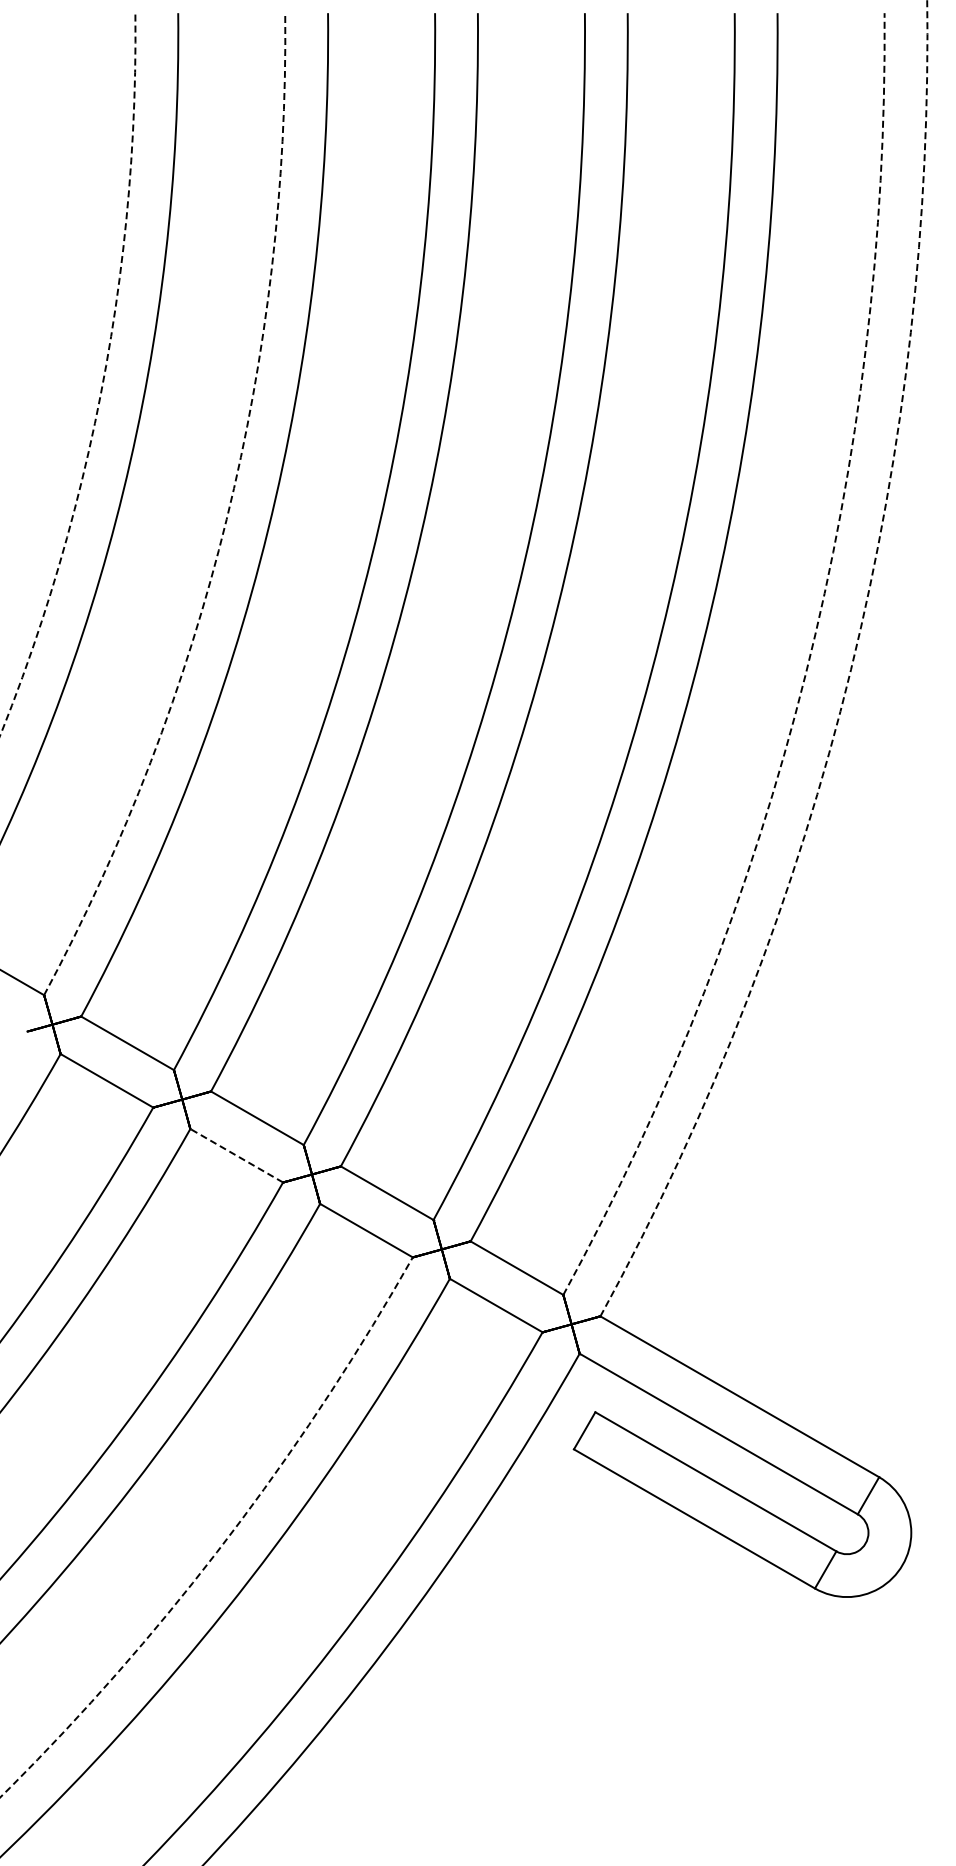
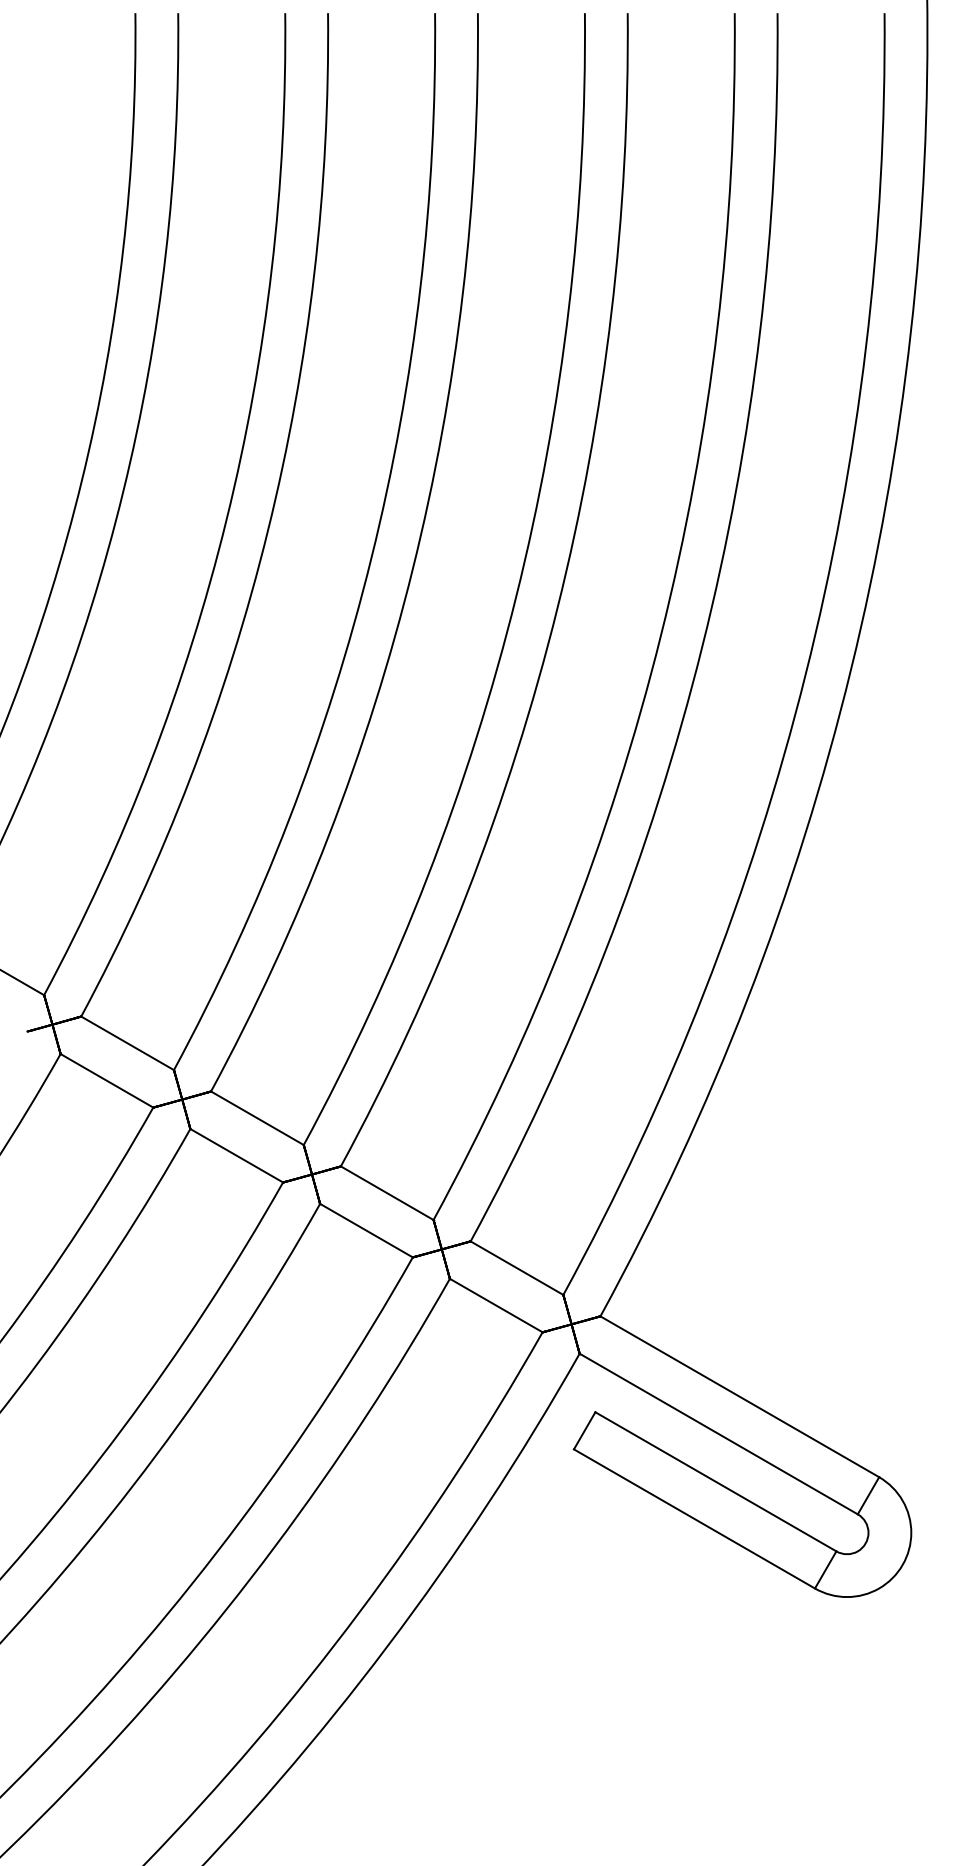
arc: dashed -> solid (103, 381)
arc: dashed -> solid (226, 519)
arc: dashed -> solid (805, 674)
arc: dashed -> solid (848, 681)
line: dashed -> solid (236, 1155)
arc: dashed -> solid (224, 1542)
